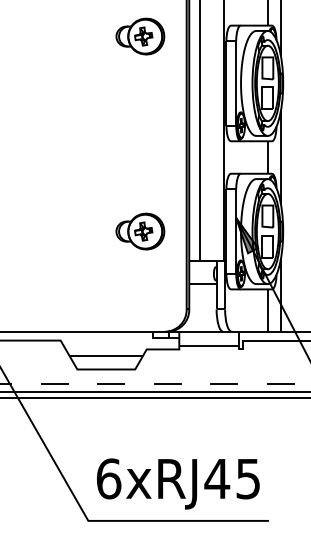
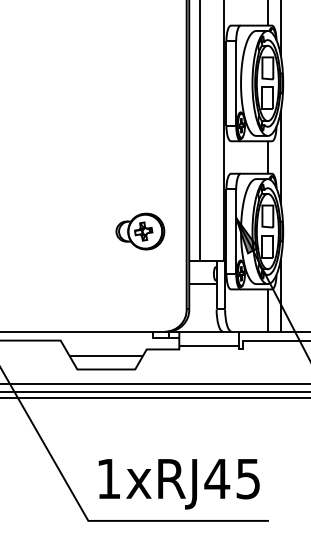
part: present -> none (140, 36)
line: dashed -> solid (155, 384)
text: 6xRJ45 -> 1xRJ45 (108, 478)
